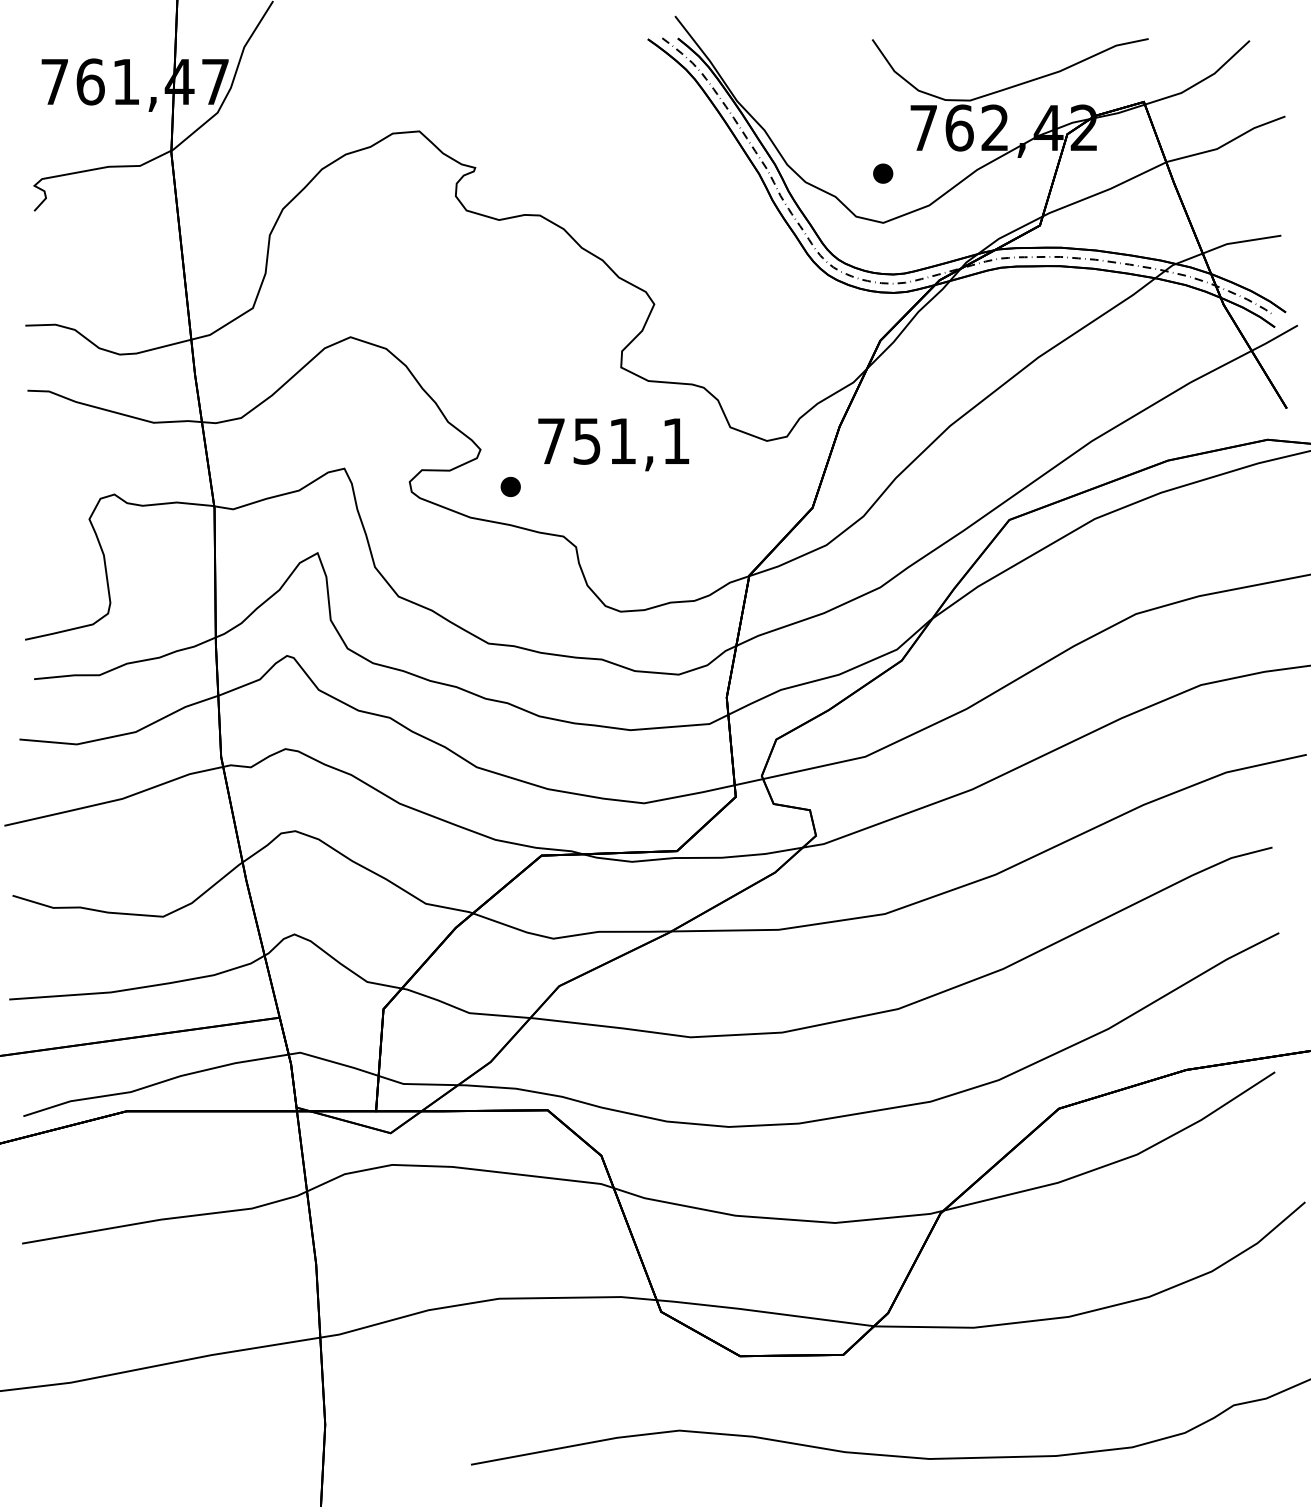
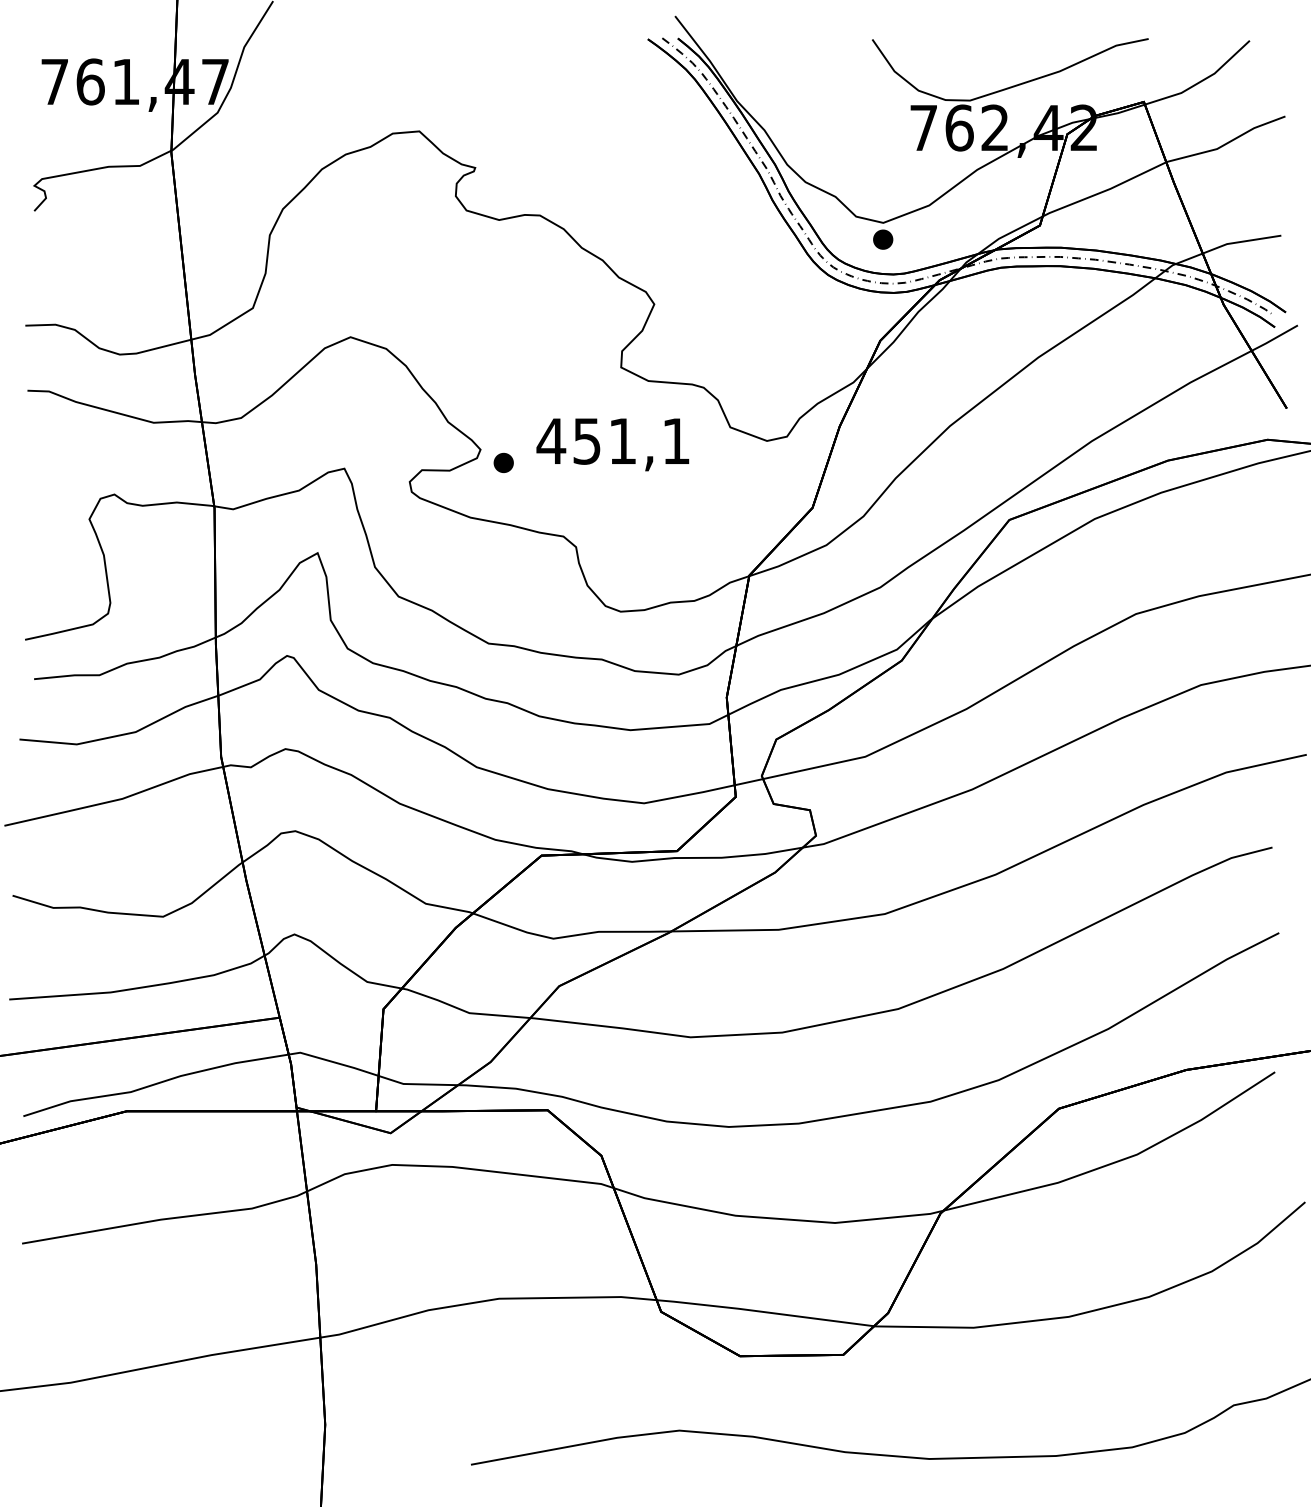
part position: (883, 173) -> (883, 239) (883, 239)
text: 751,1 -> 451,1 (551, 440)
part position: (510, 486) -> (503, 462) (503, 462)
